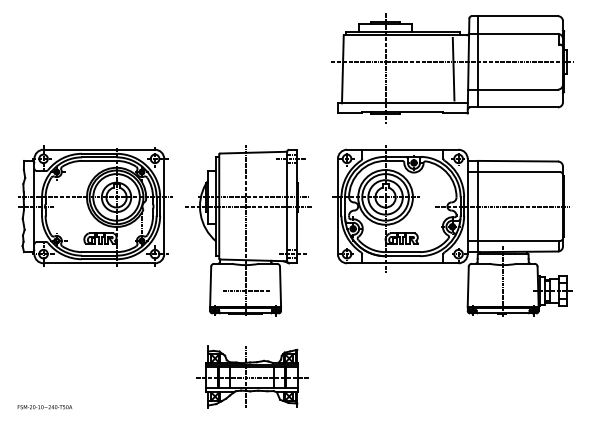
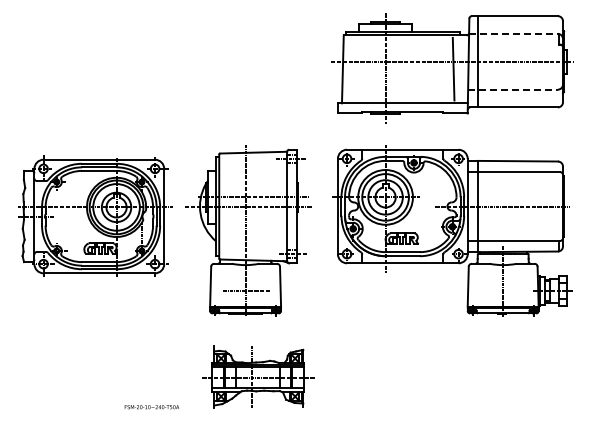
line: solid -> dashed (514, 33)
line: solid -> dashed (513, 89)
part position: (95, 205) -> (95, 215) (95, 215)
part position: (252, 376) -> (258, 376) (258, 376)
text position: (44, 407) -> (151, 407) (151, 407)
